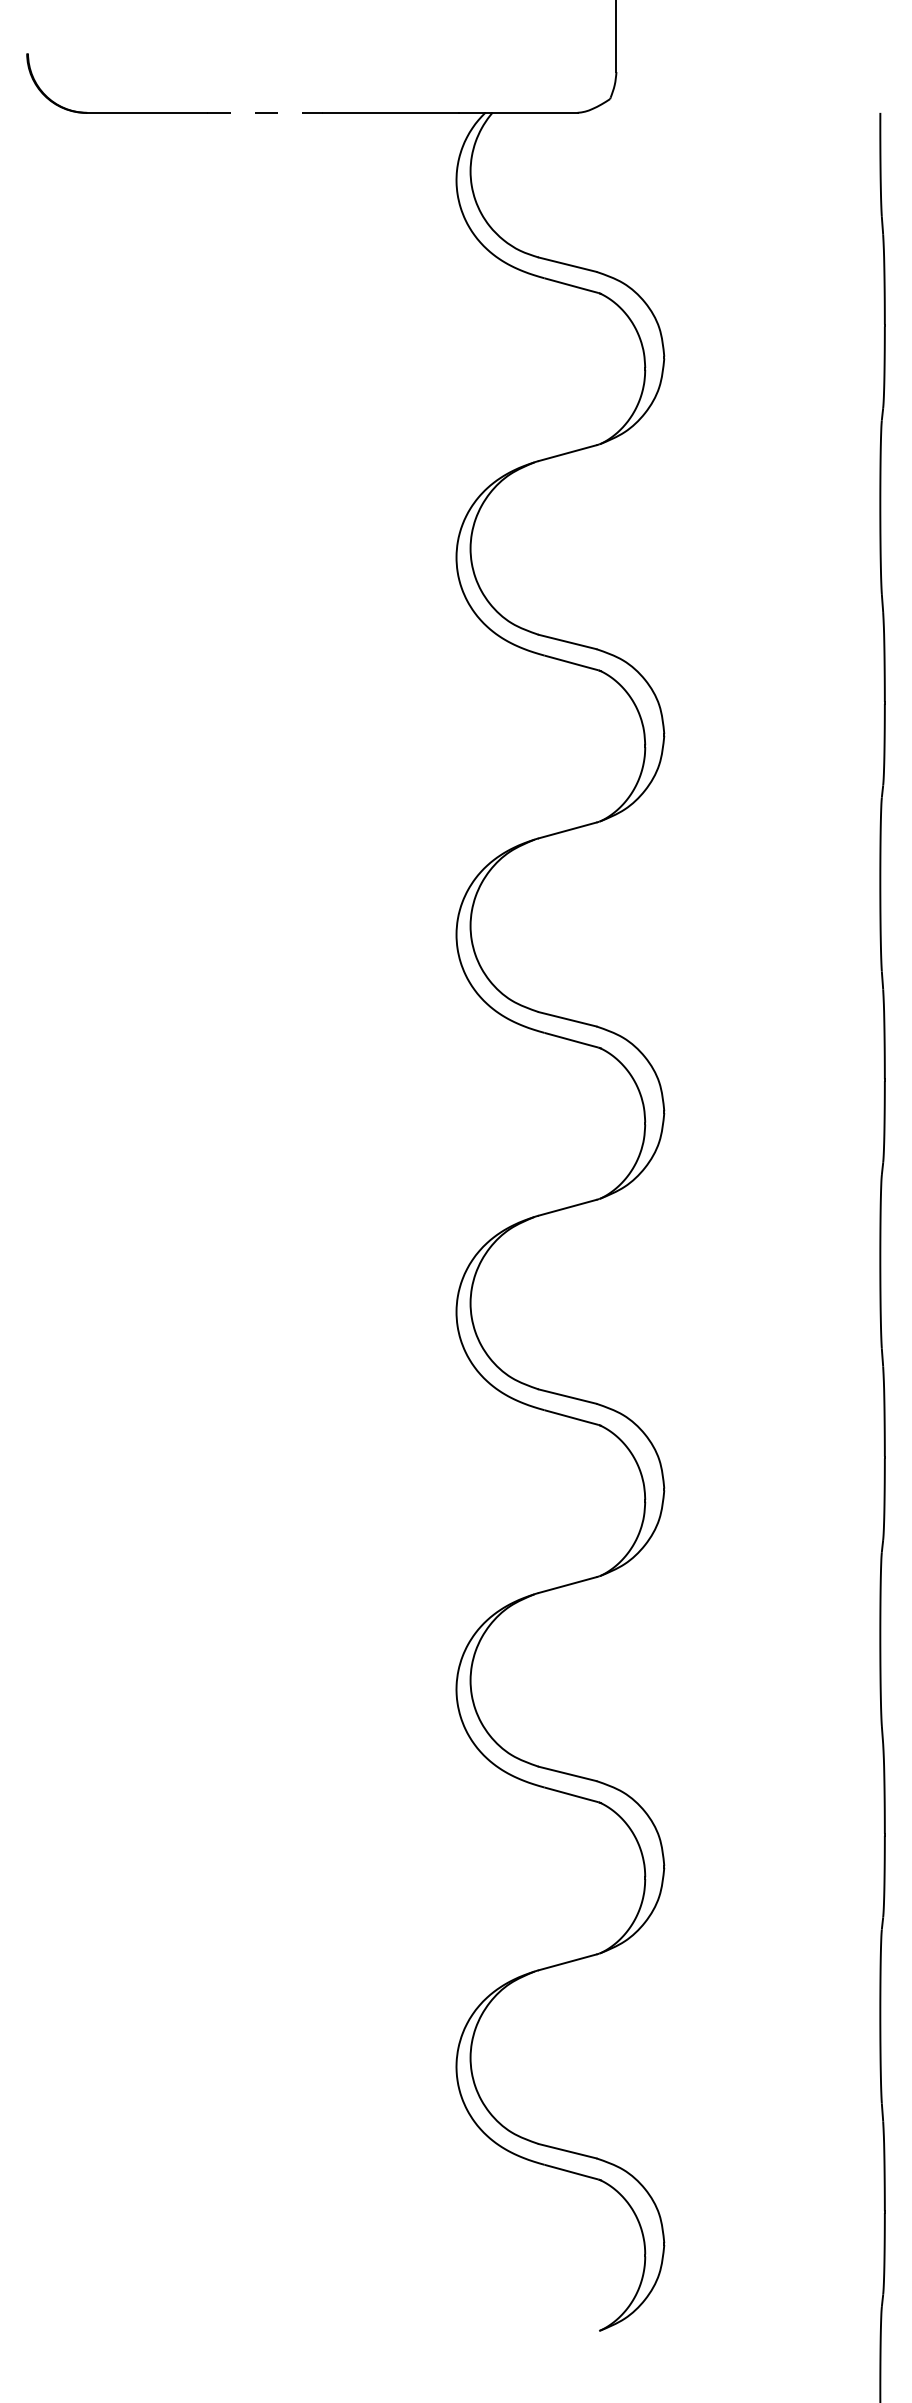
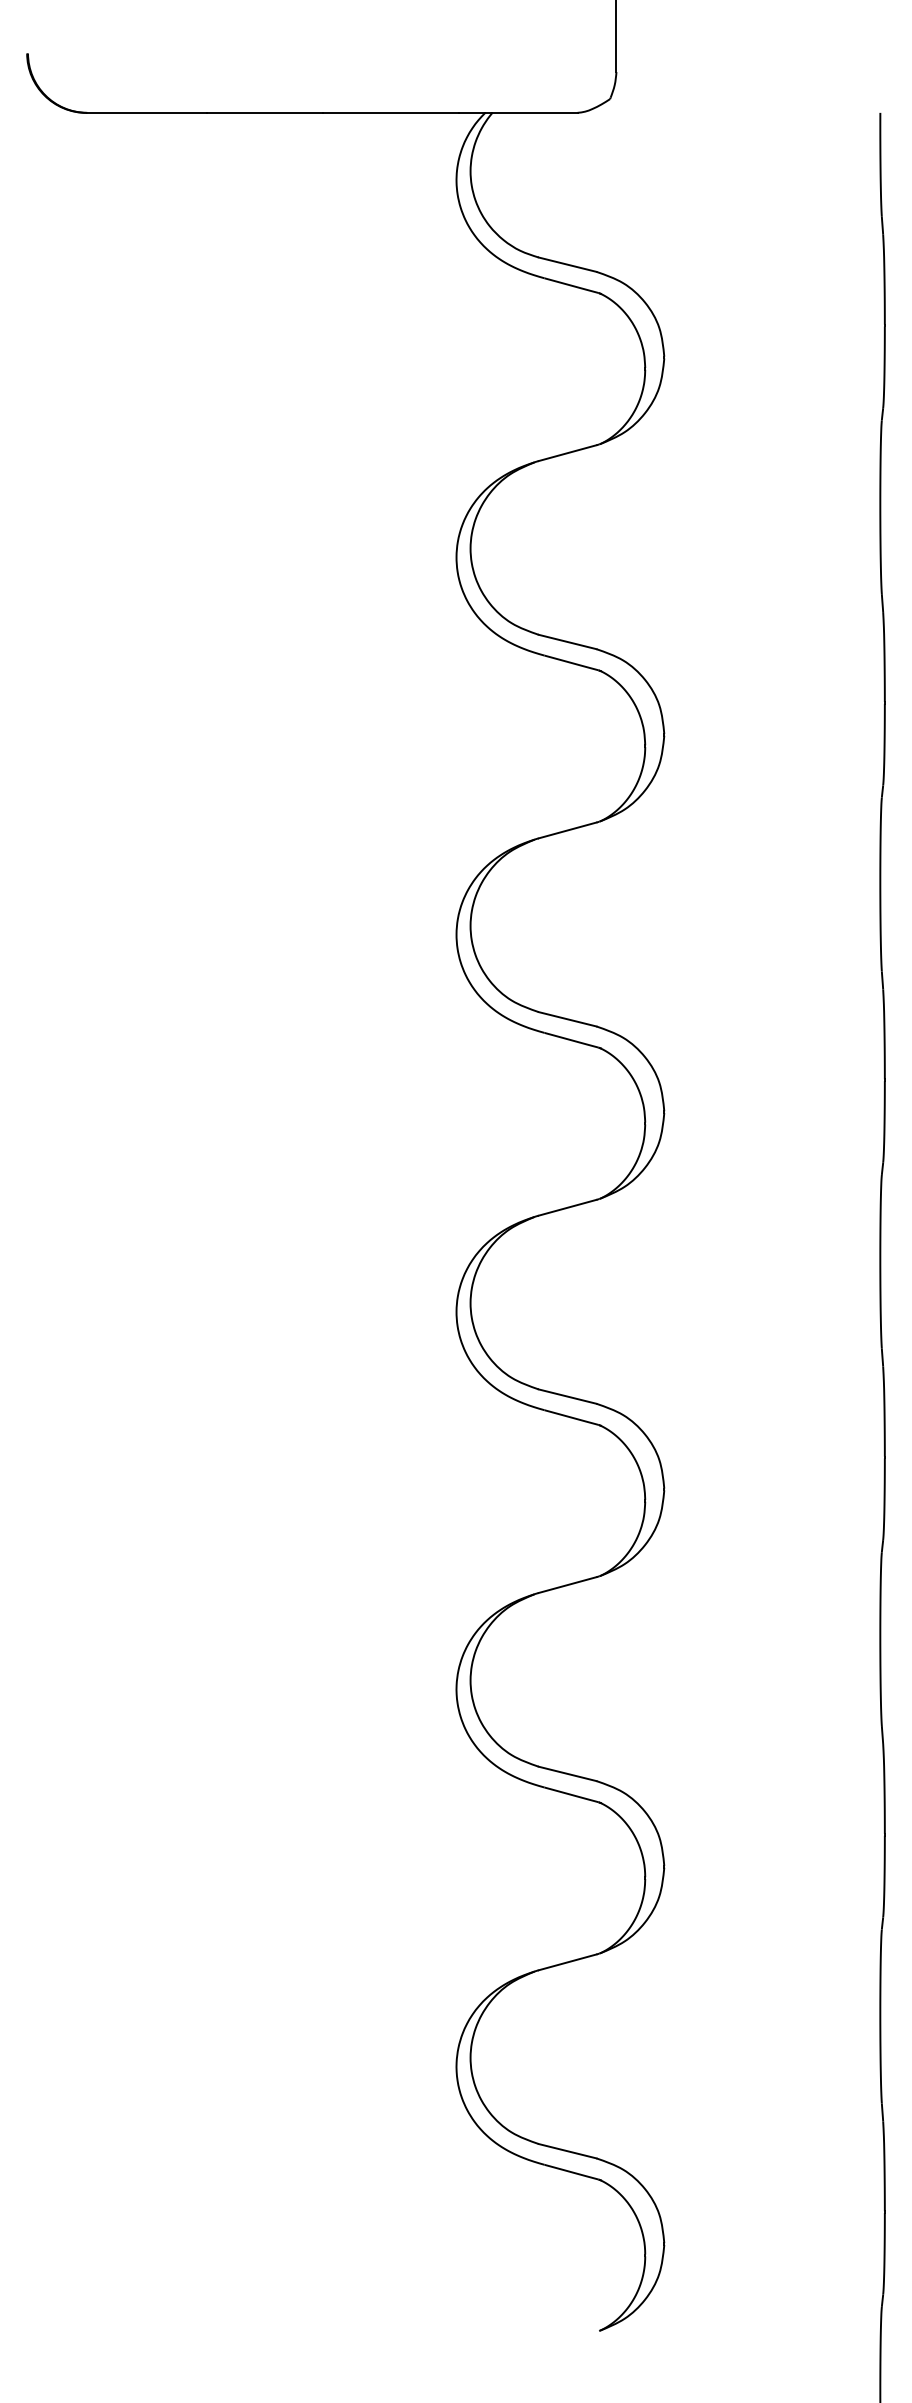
line: dashed -> solid (265, 112)
